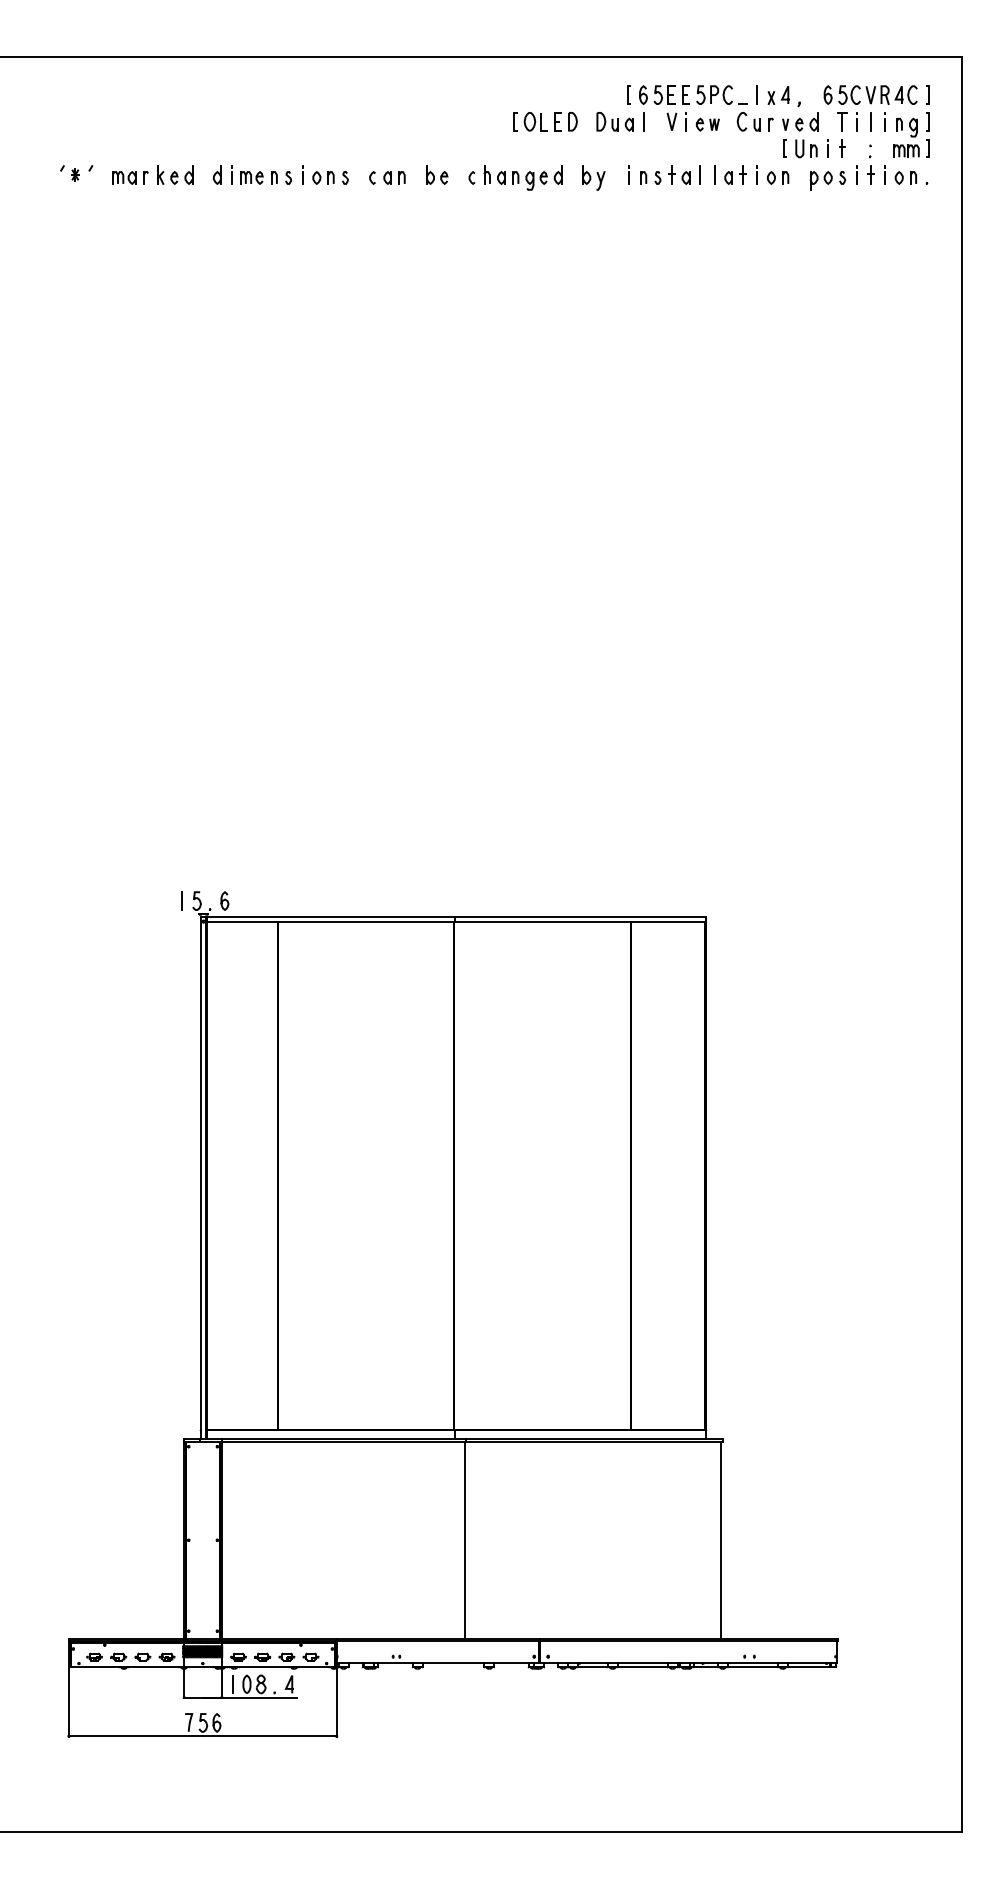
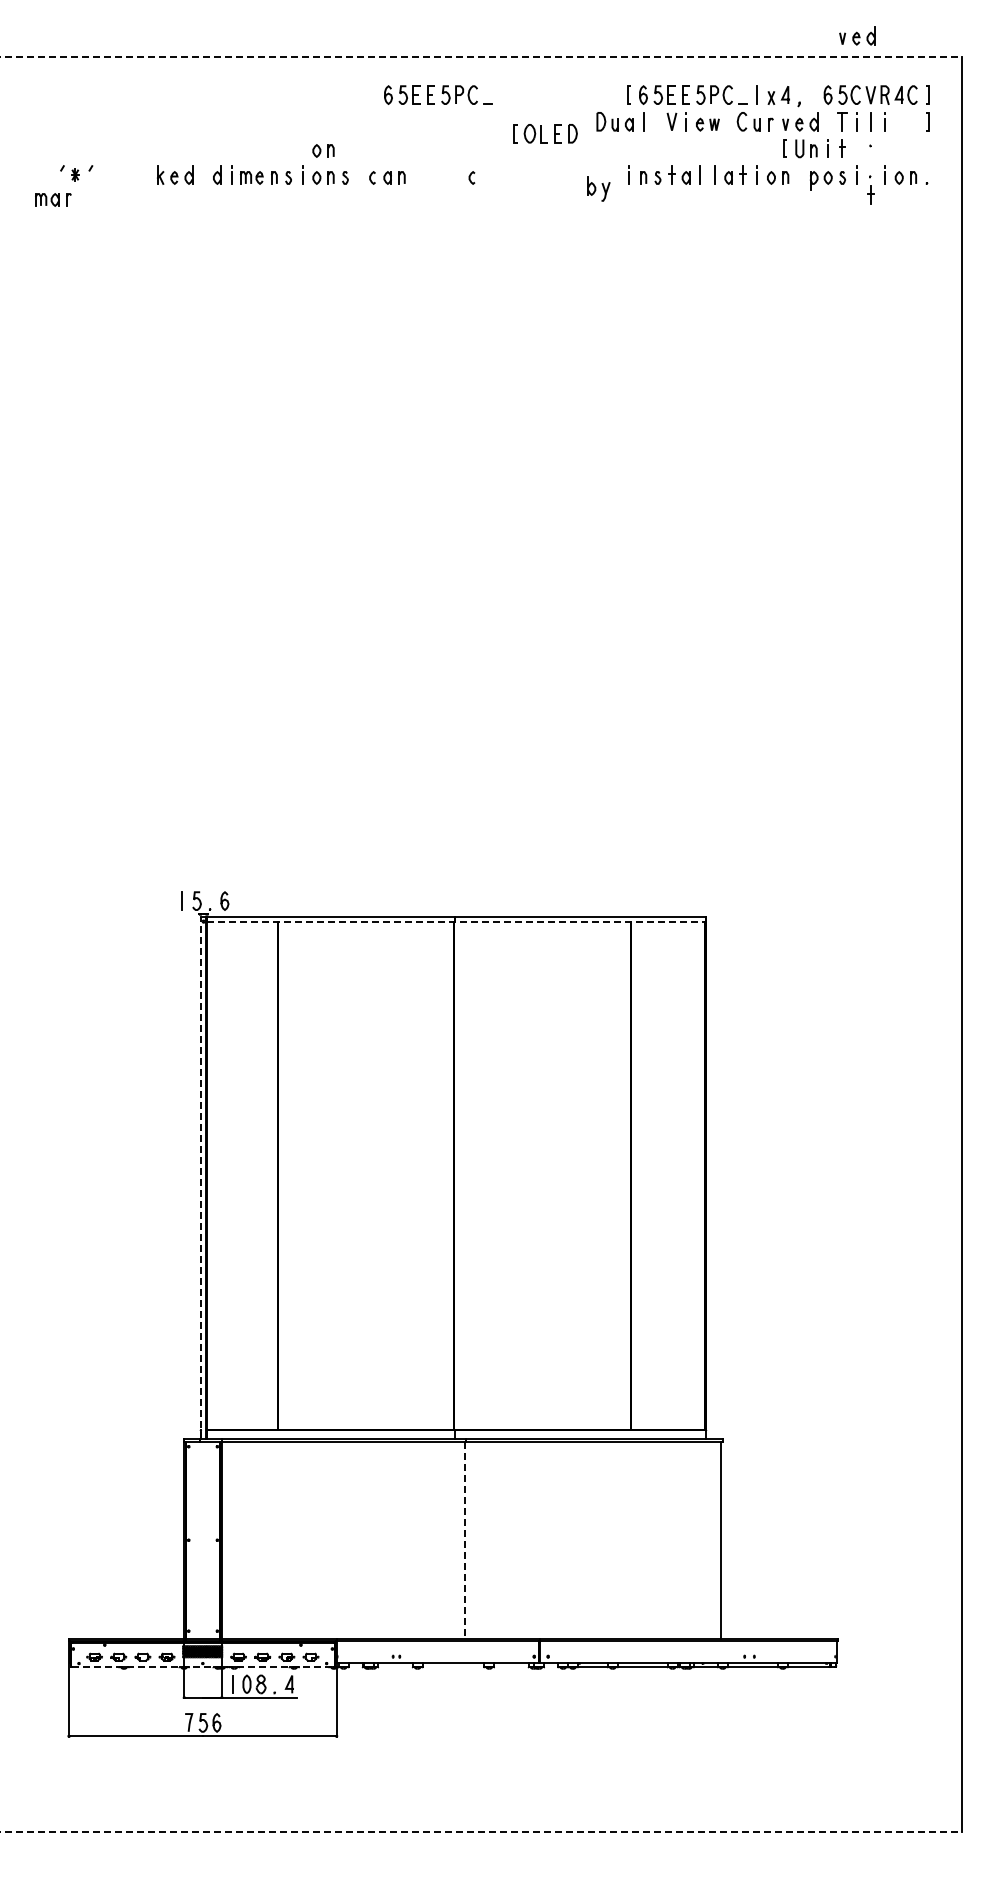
part: none -> present (857, 35)
line: solid -> dashed (481, 56)
part: none -> present (438, 94)
part position: (545, 121) -> (545, 133) (545, 133)
part: present -> none (911, 137)
part: none -> present (323, 150)
part position: (870, 169) -> (870, 189) (870, 189)
part: present -> none (437, 174)
part position: (130, 177) -> (53, 199) (53, 199)
part: present -> none (522, 177)
part position: (593, 177) -> (598, 188) (598, 188)
line: solid -> dashed (456, 922)
line: solid -> dashed (200, 1177)
line: solid -> dashed (464, 1540)
line: solid -> dashed (202, 1667)
line: solid -> dashed (481, 1832)
